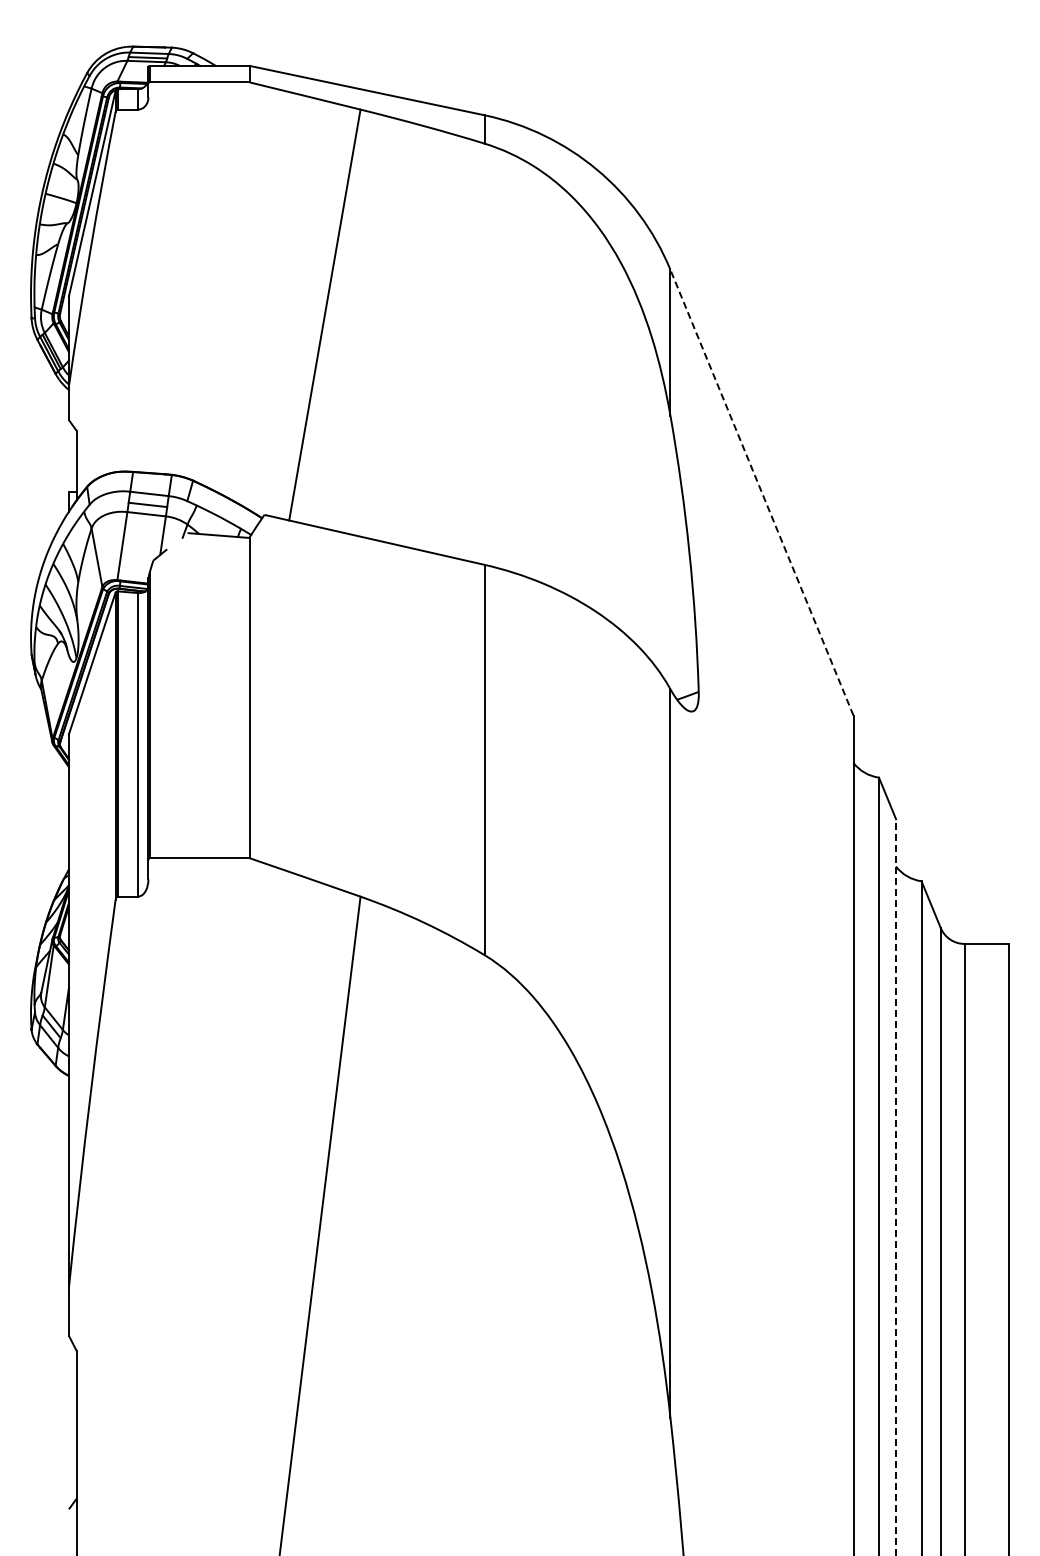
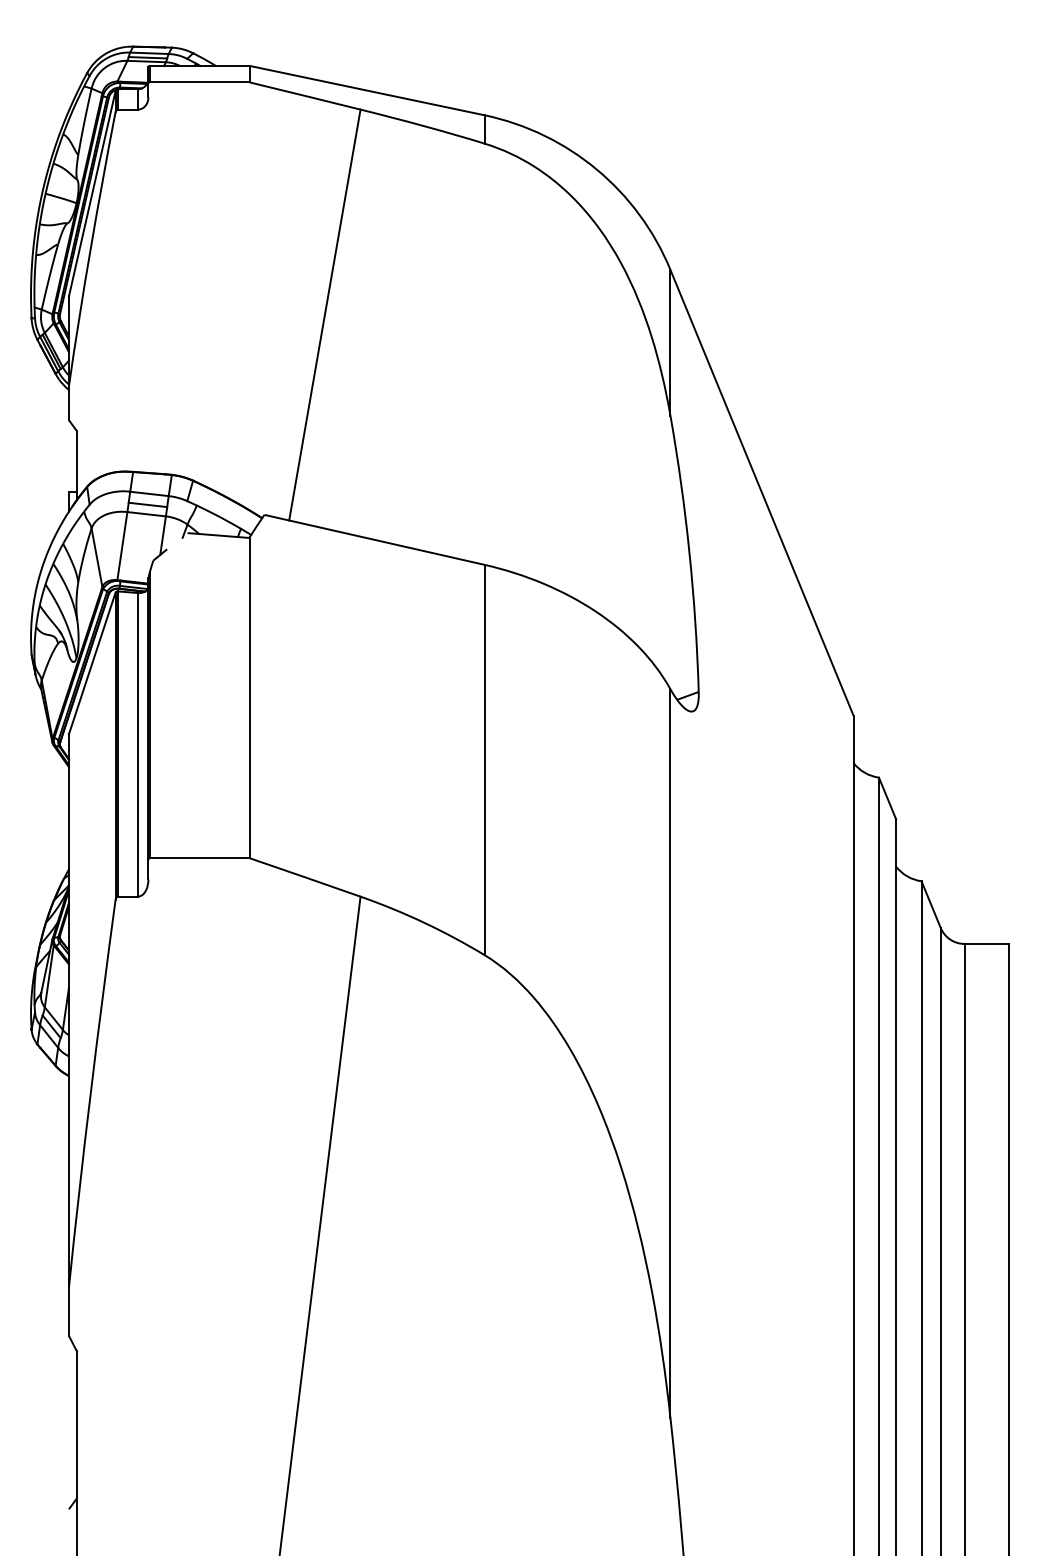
line: dashed -> solid (761, 492)
line: dashed -> solid (896, 1187)
